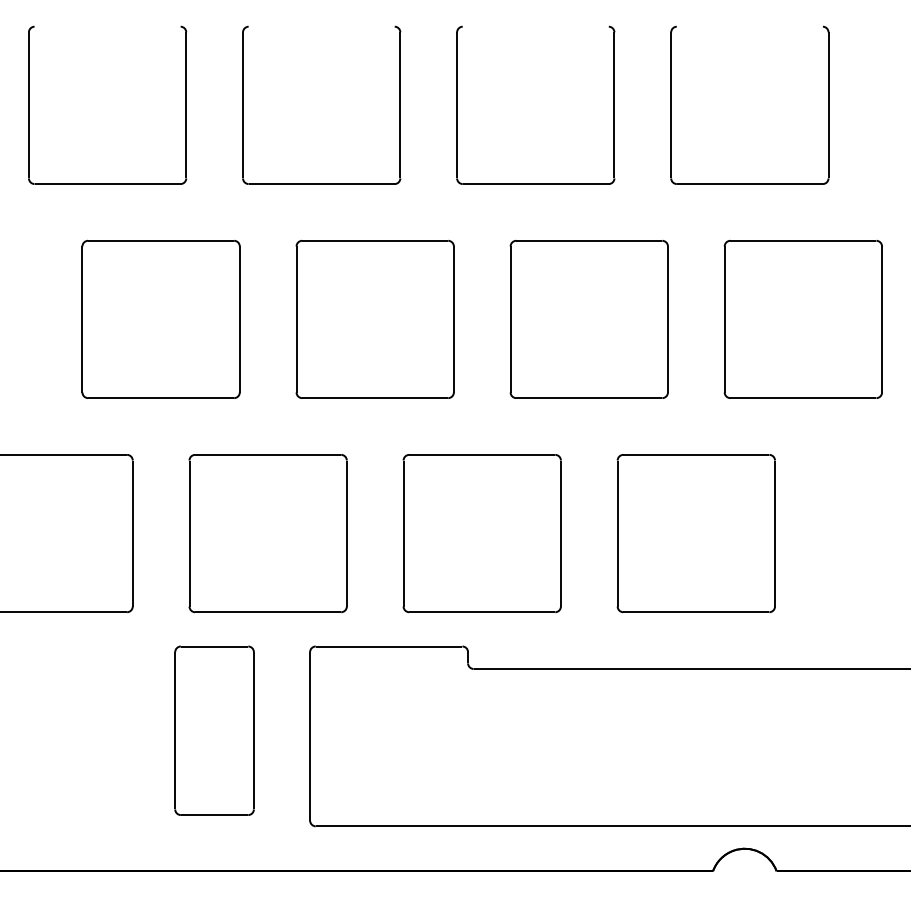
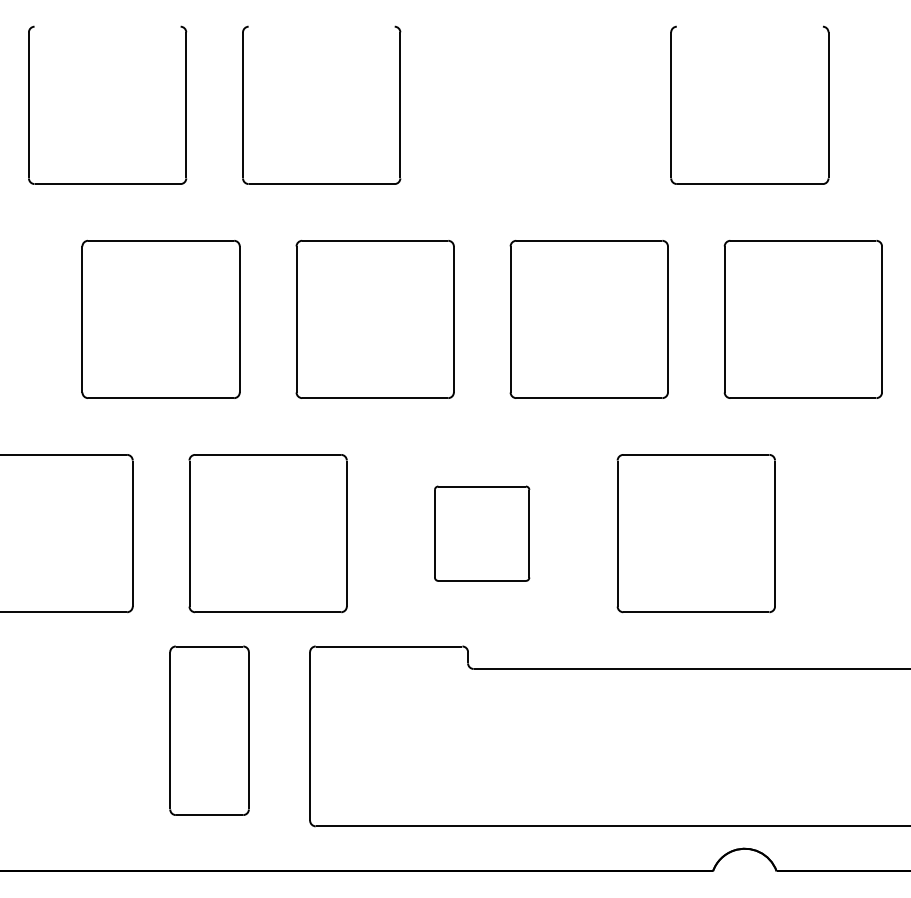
part: present -> none (457, 104)
part size: 160x160 px -> 97x97 px (482, 533)
part position: (214, 730) -> (209, 730) (209, 730)
